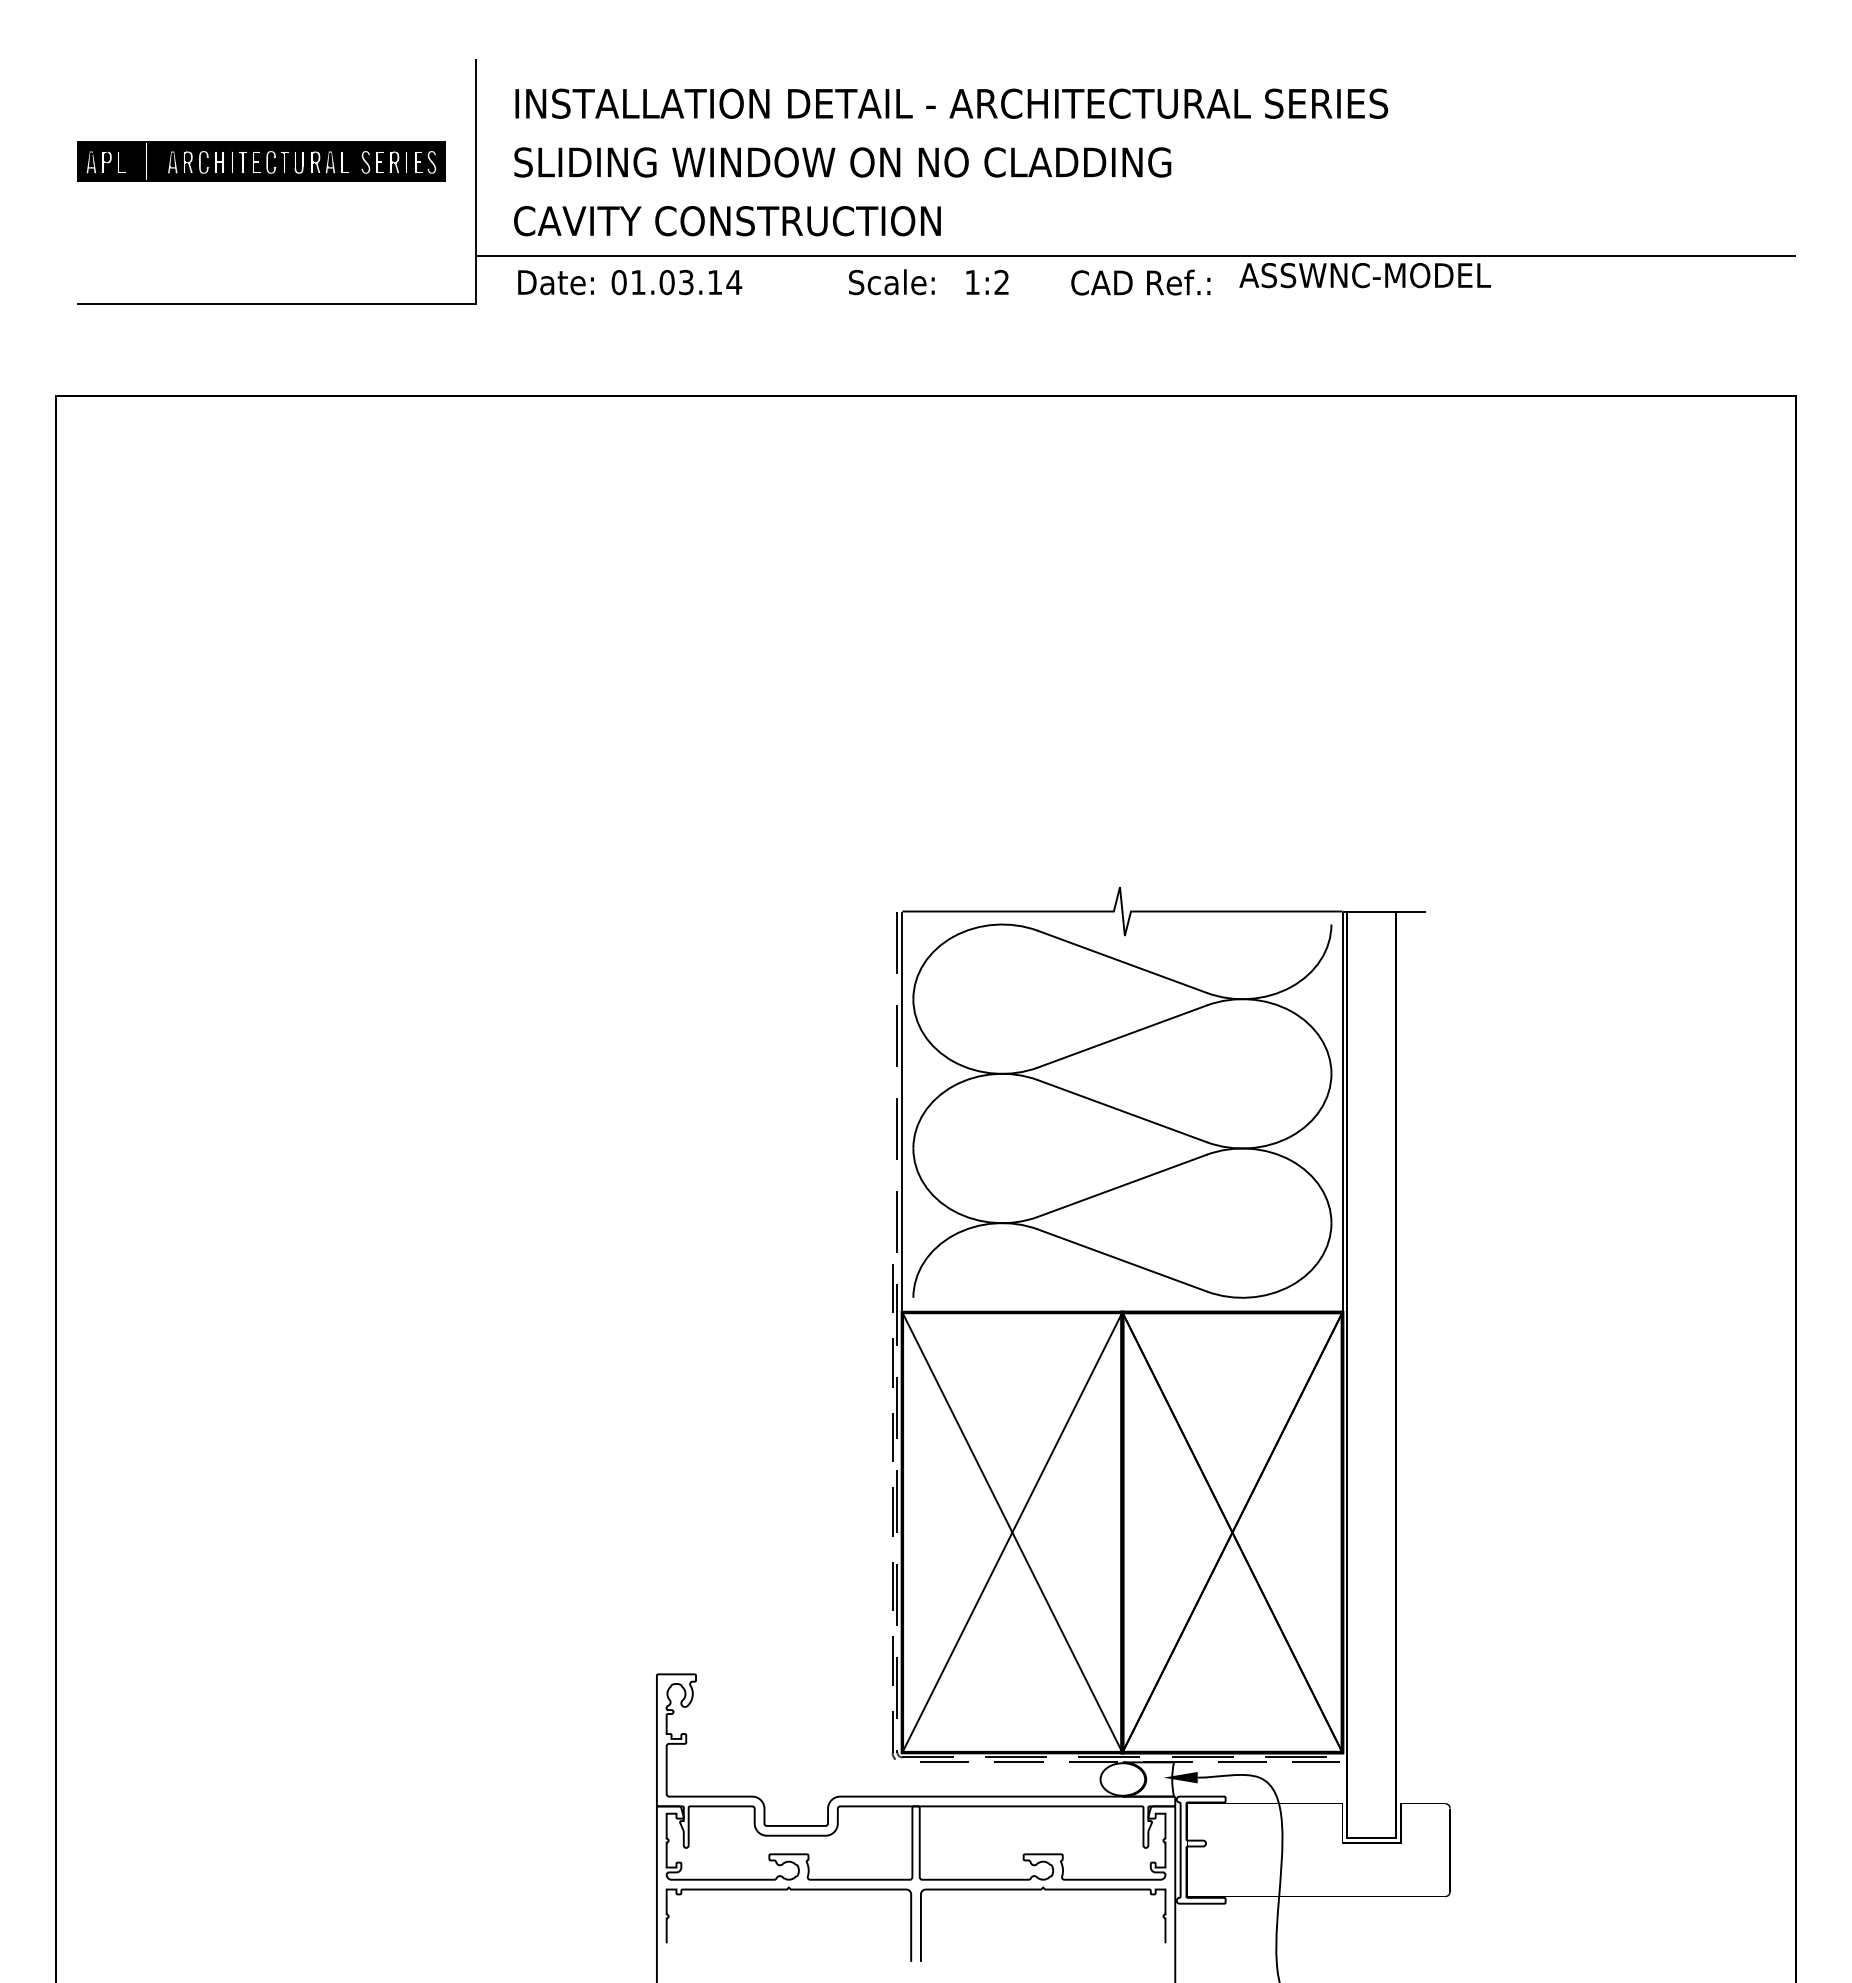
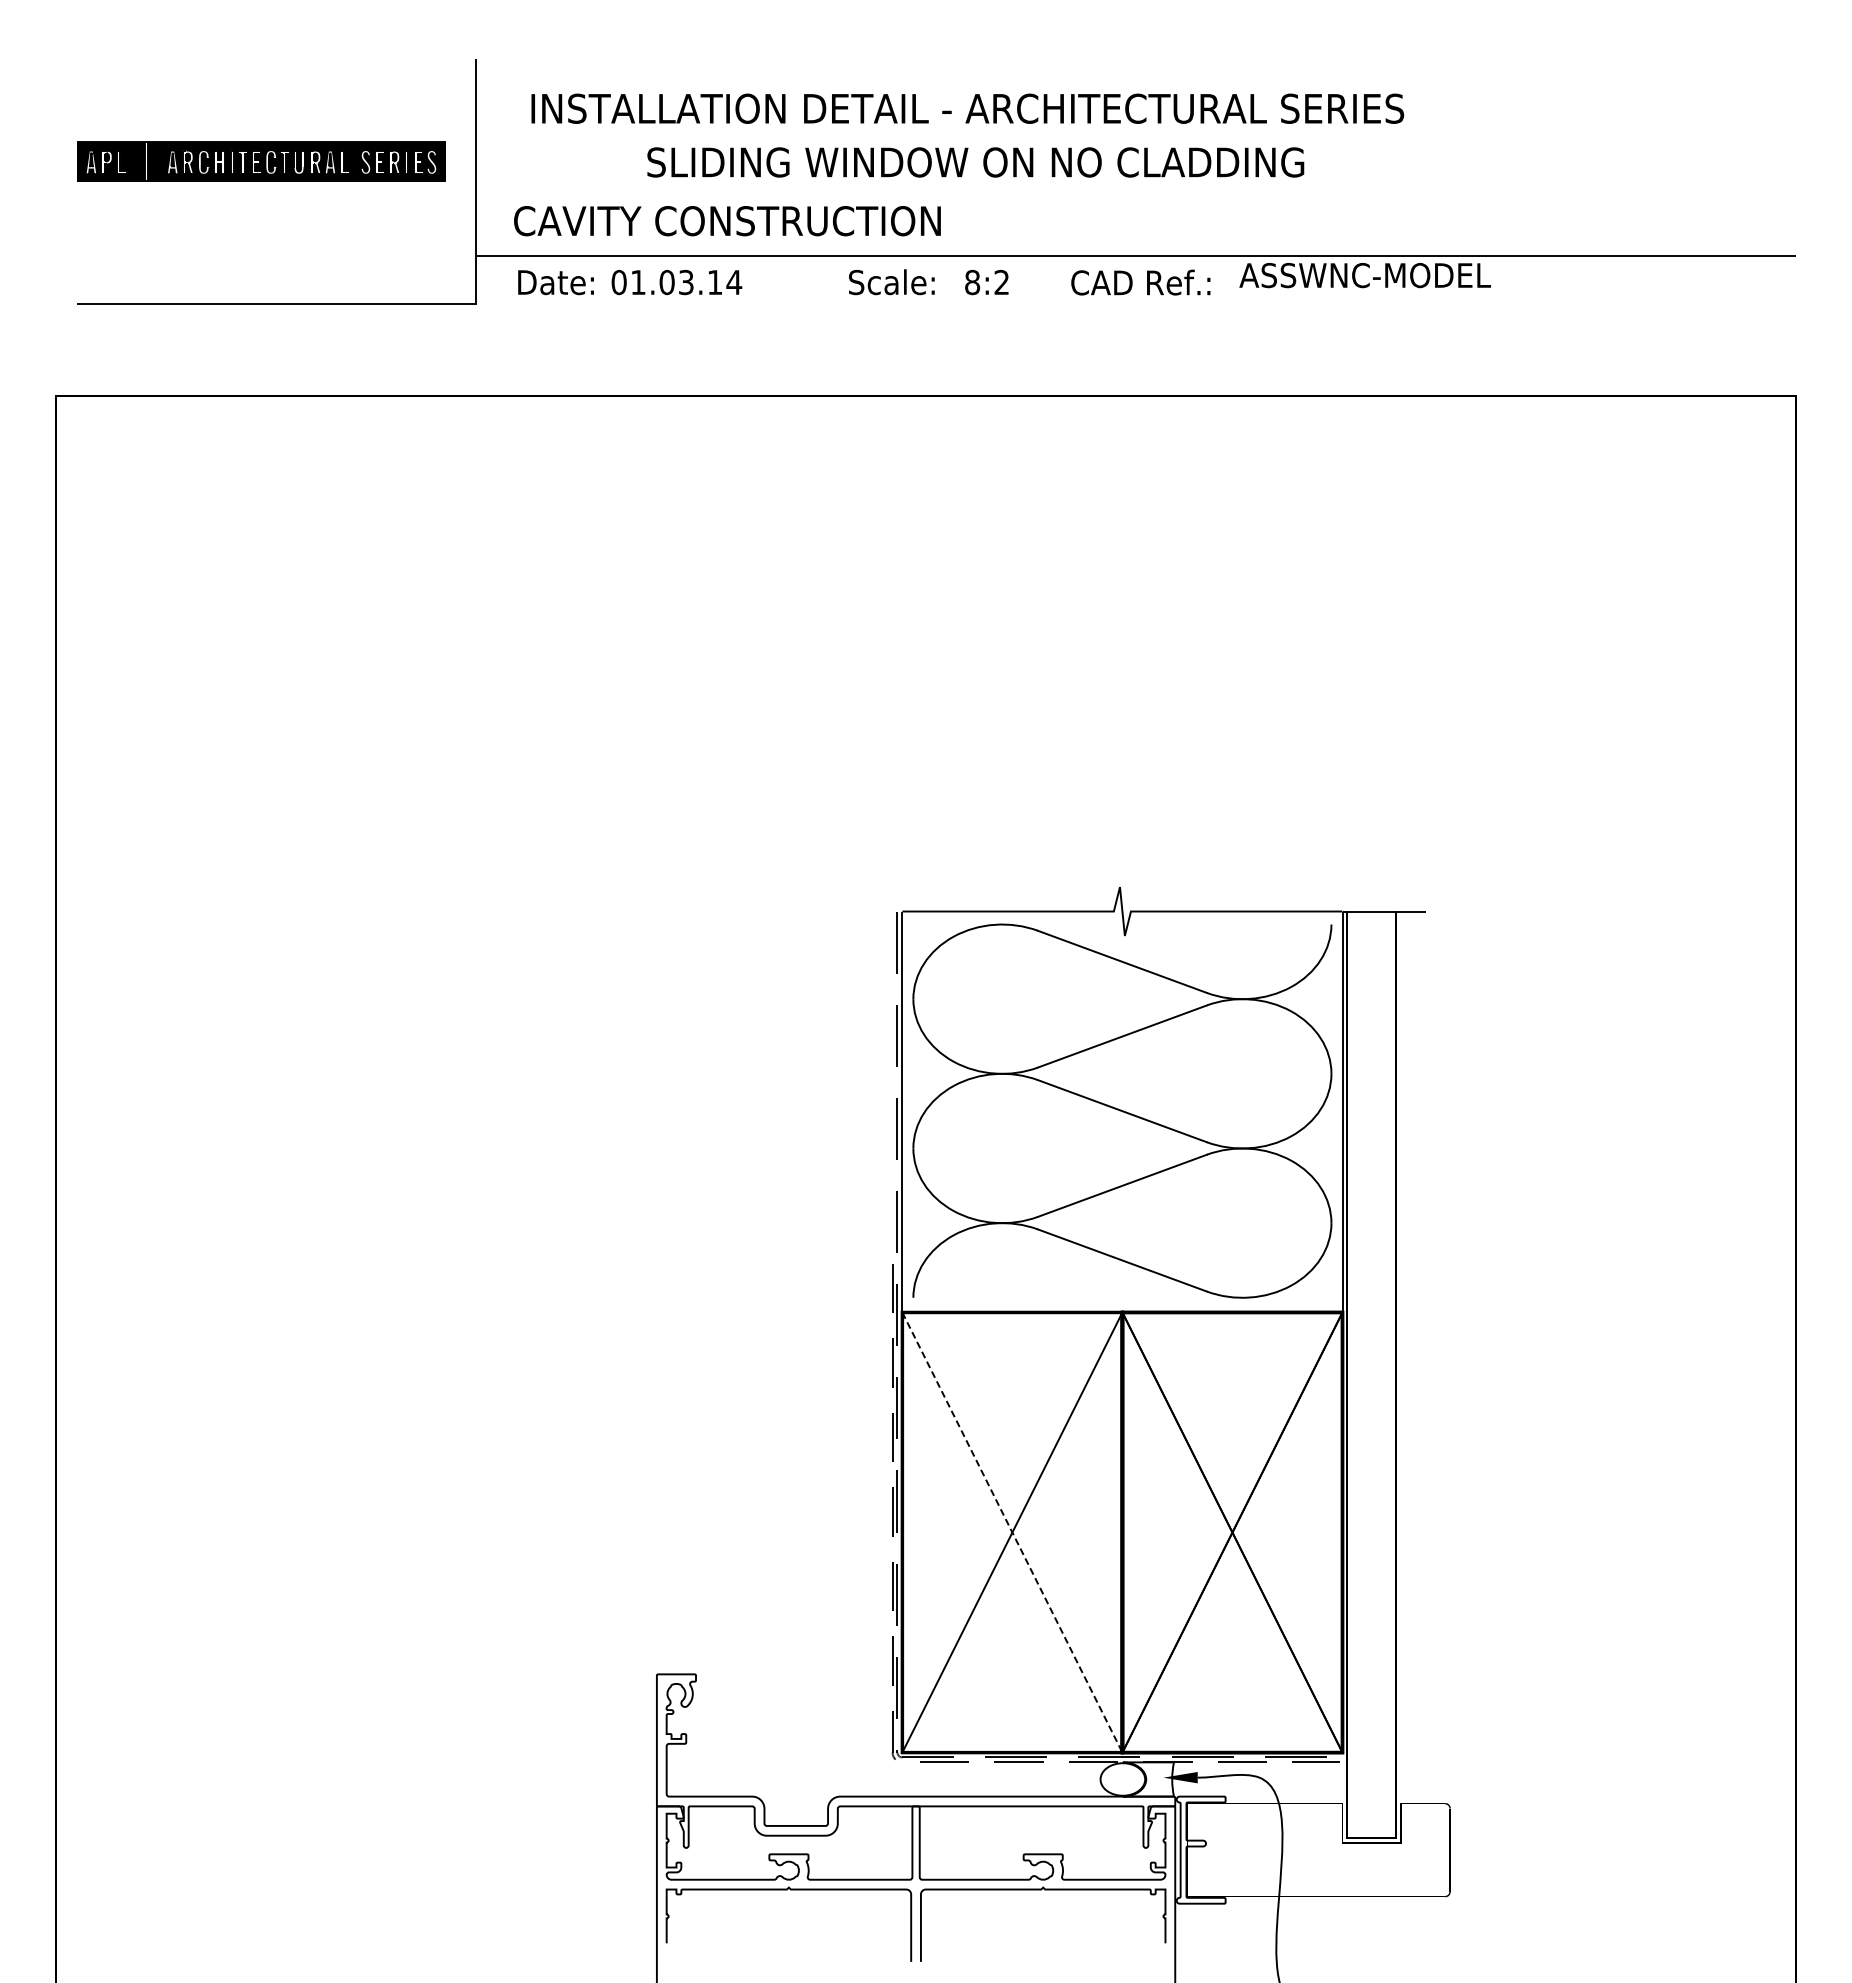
text position: (951, 103) -> (967, 108) (967, 108)
text position: (842, 162) -> (975, 162) (975, 162)
text: 1:2 -> 8:2 (972, 282)
line: solid -> dashed (1012, 1532)
